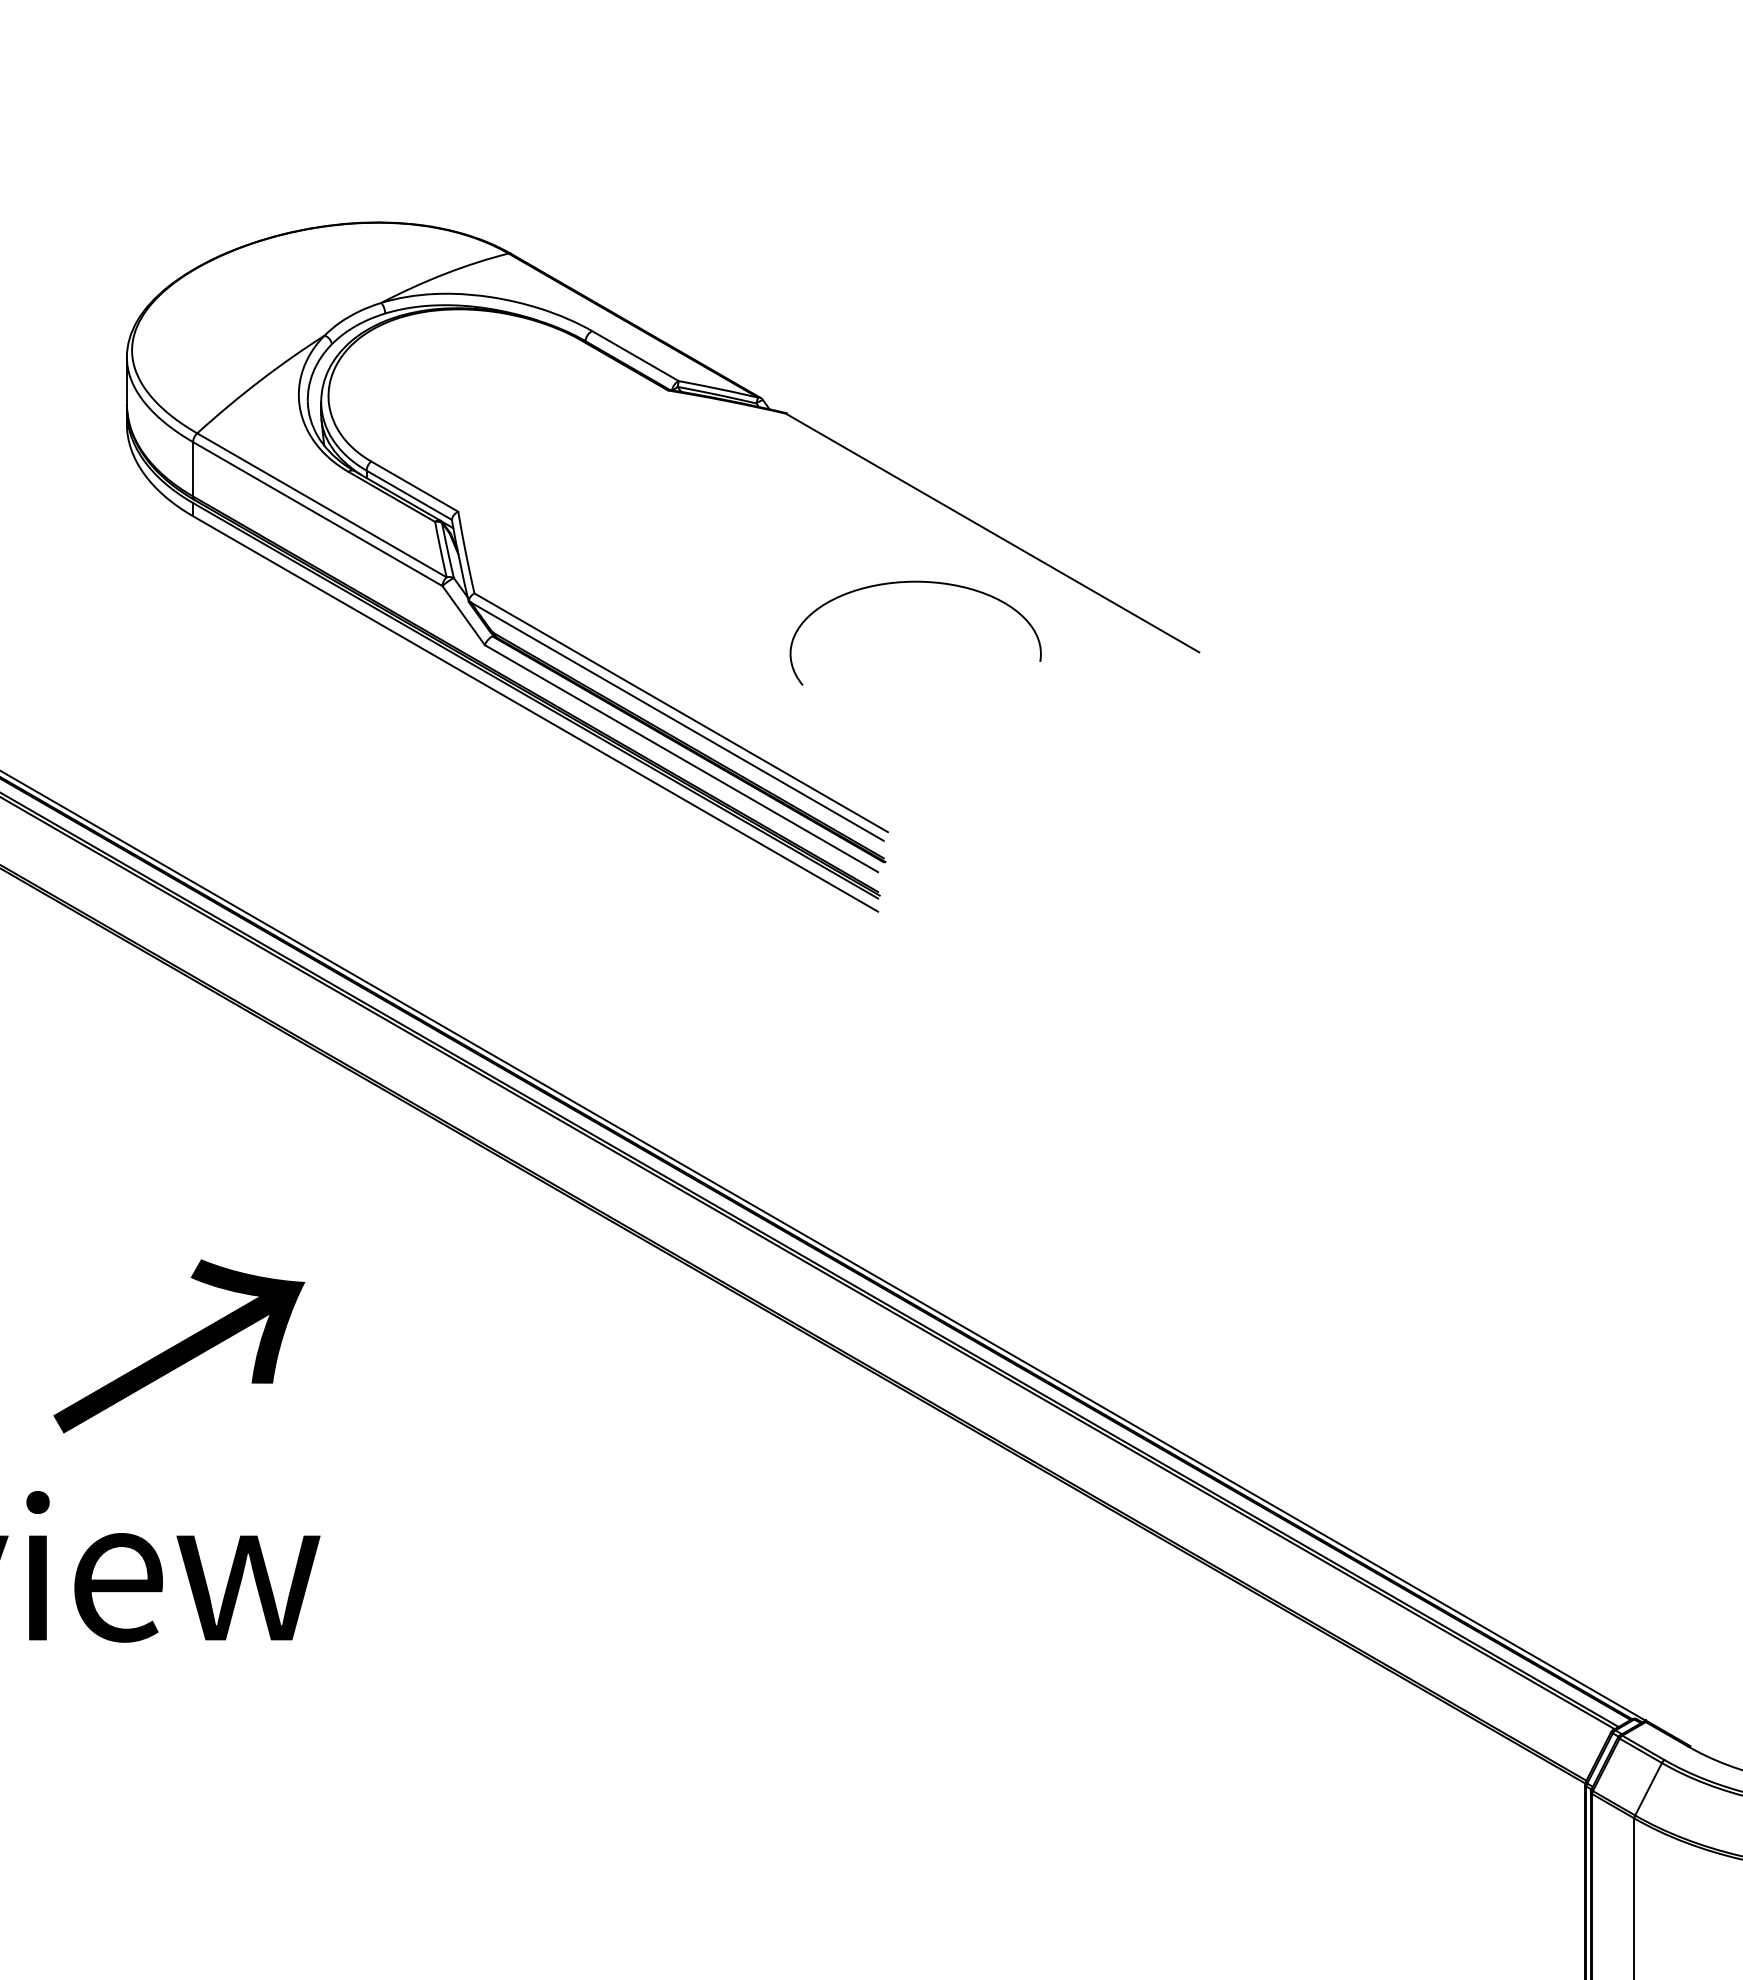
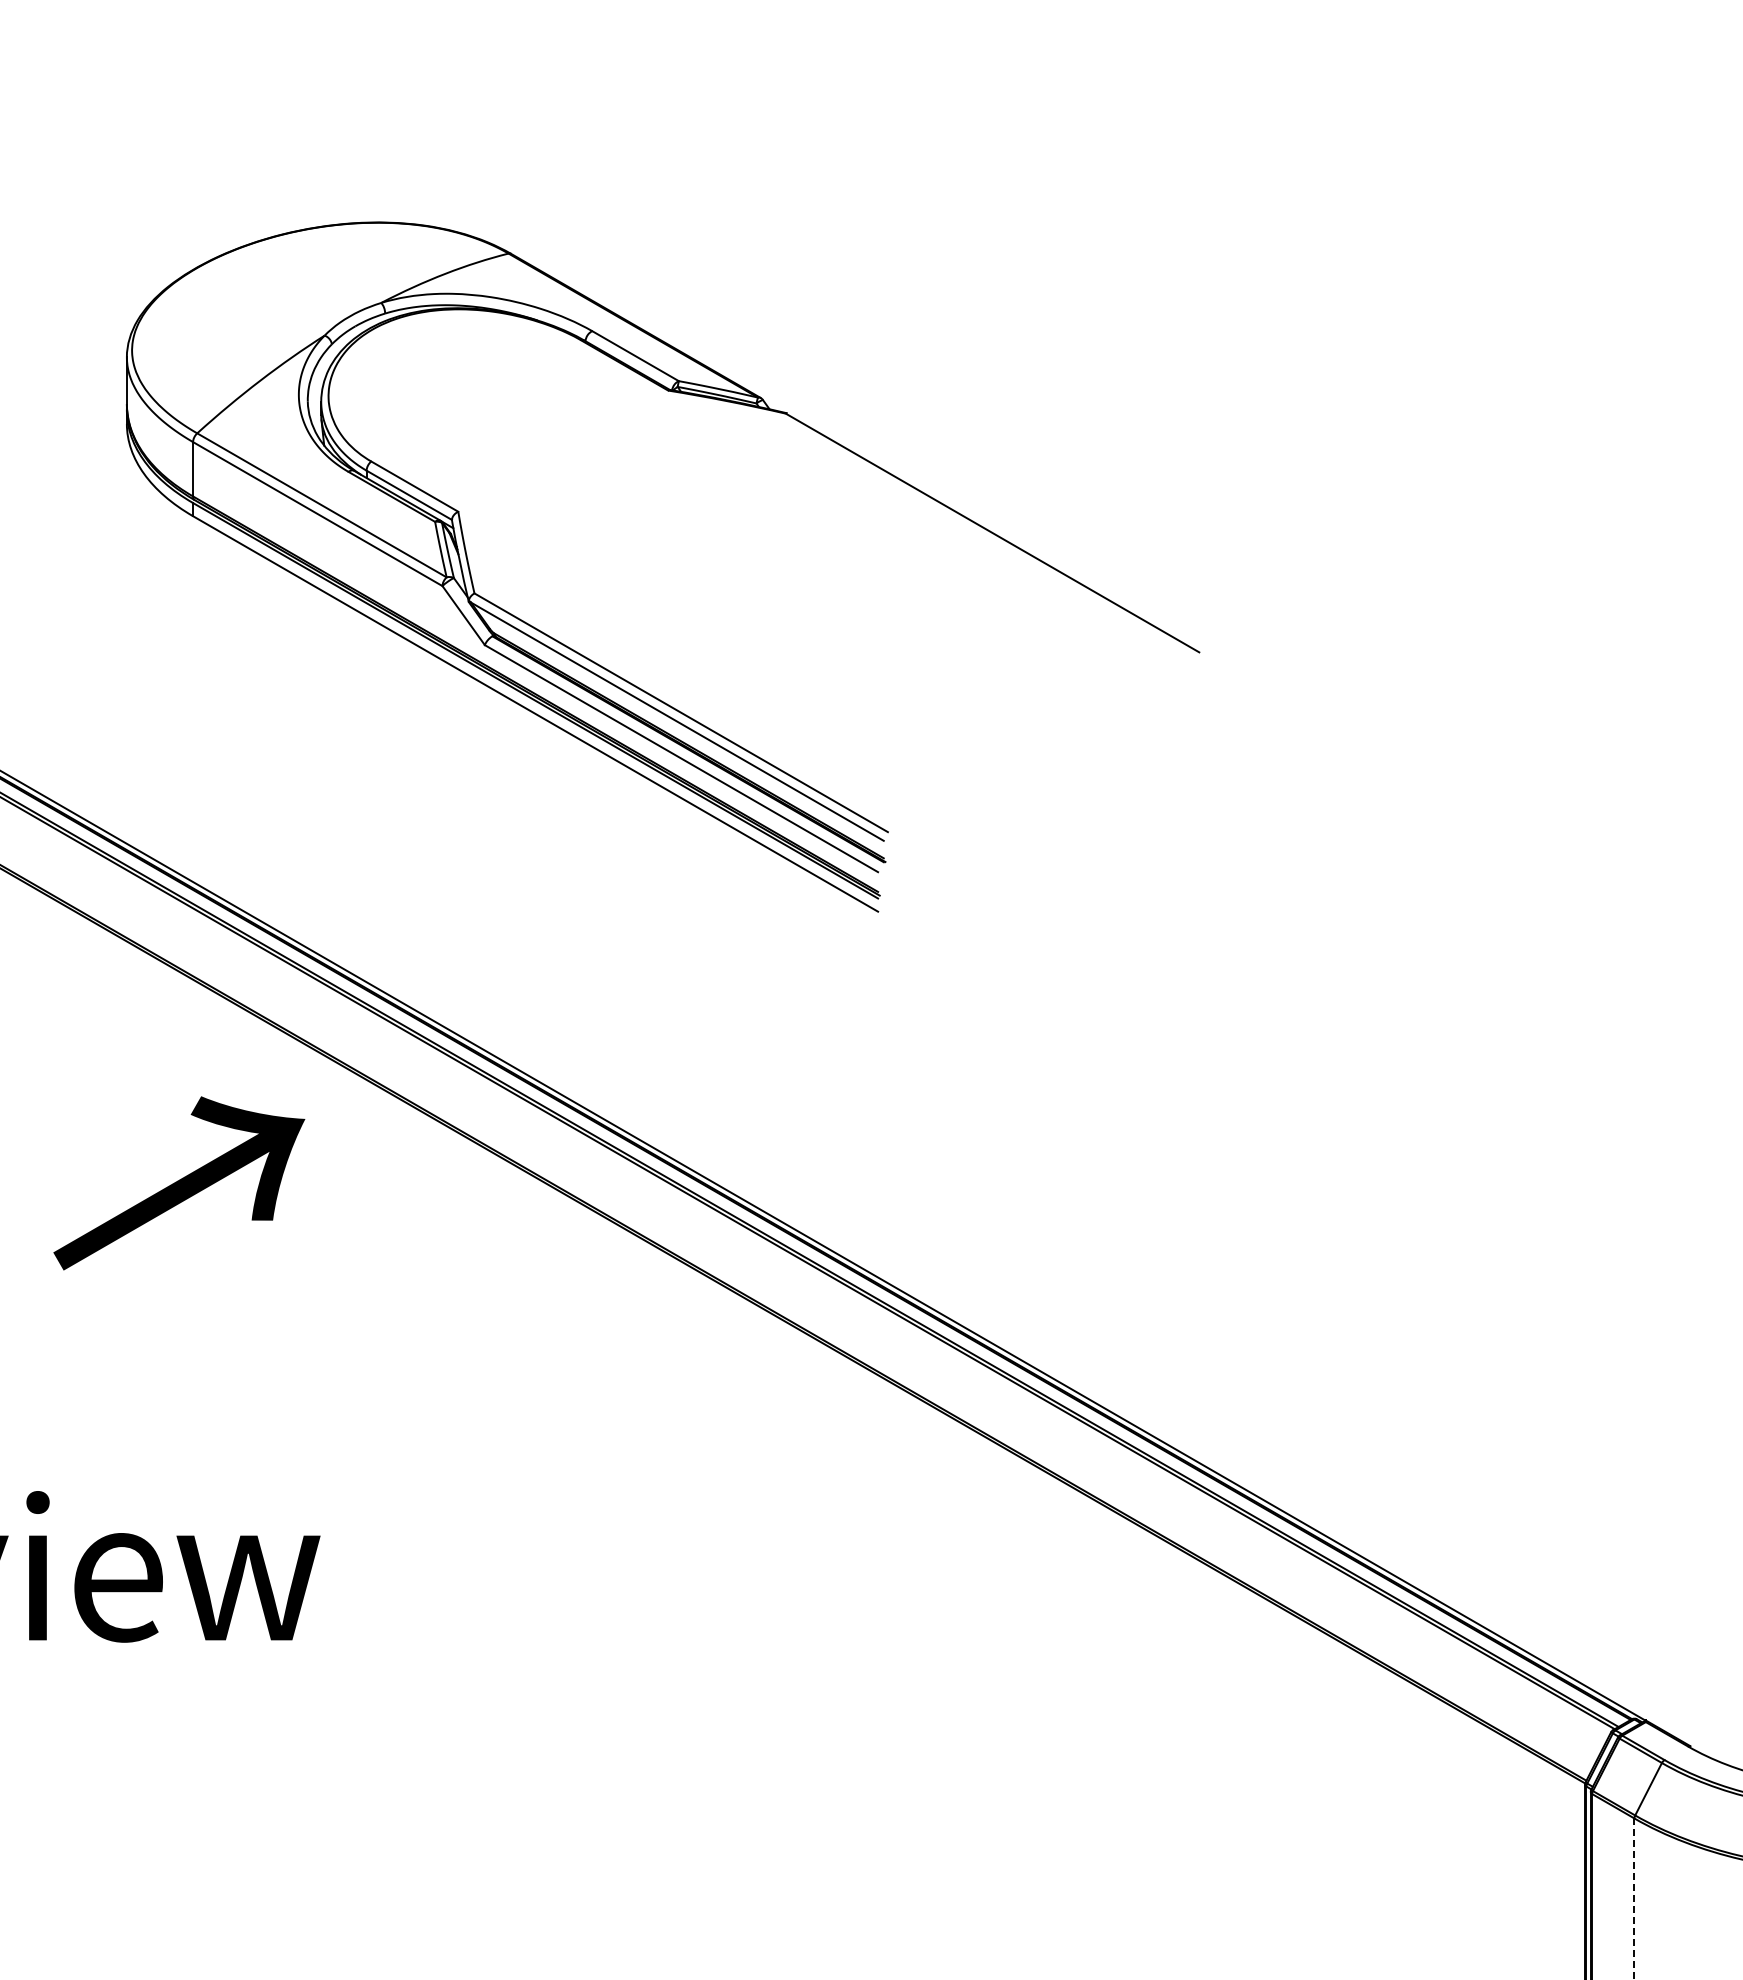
curve: present -> none (915, 582)
text position: (179, 1346) -> (179, 1183) (179, 1183)
line: solid -> dashed (1634, 1899)
